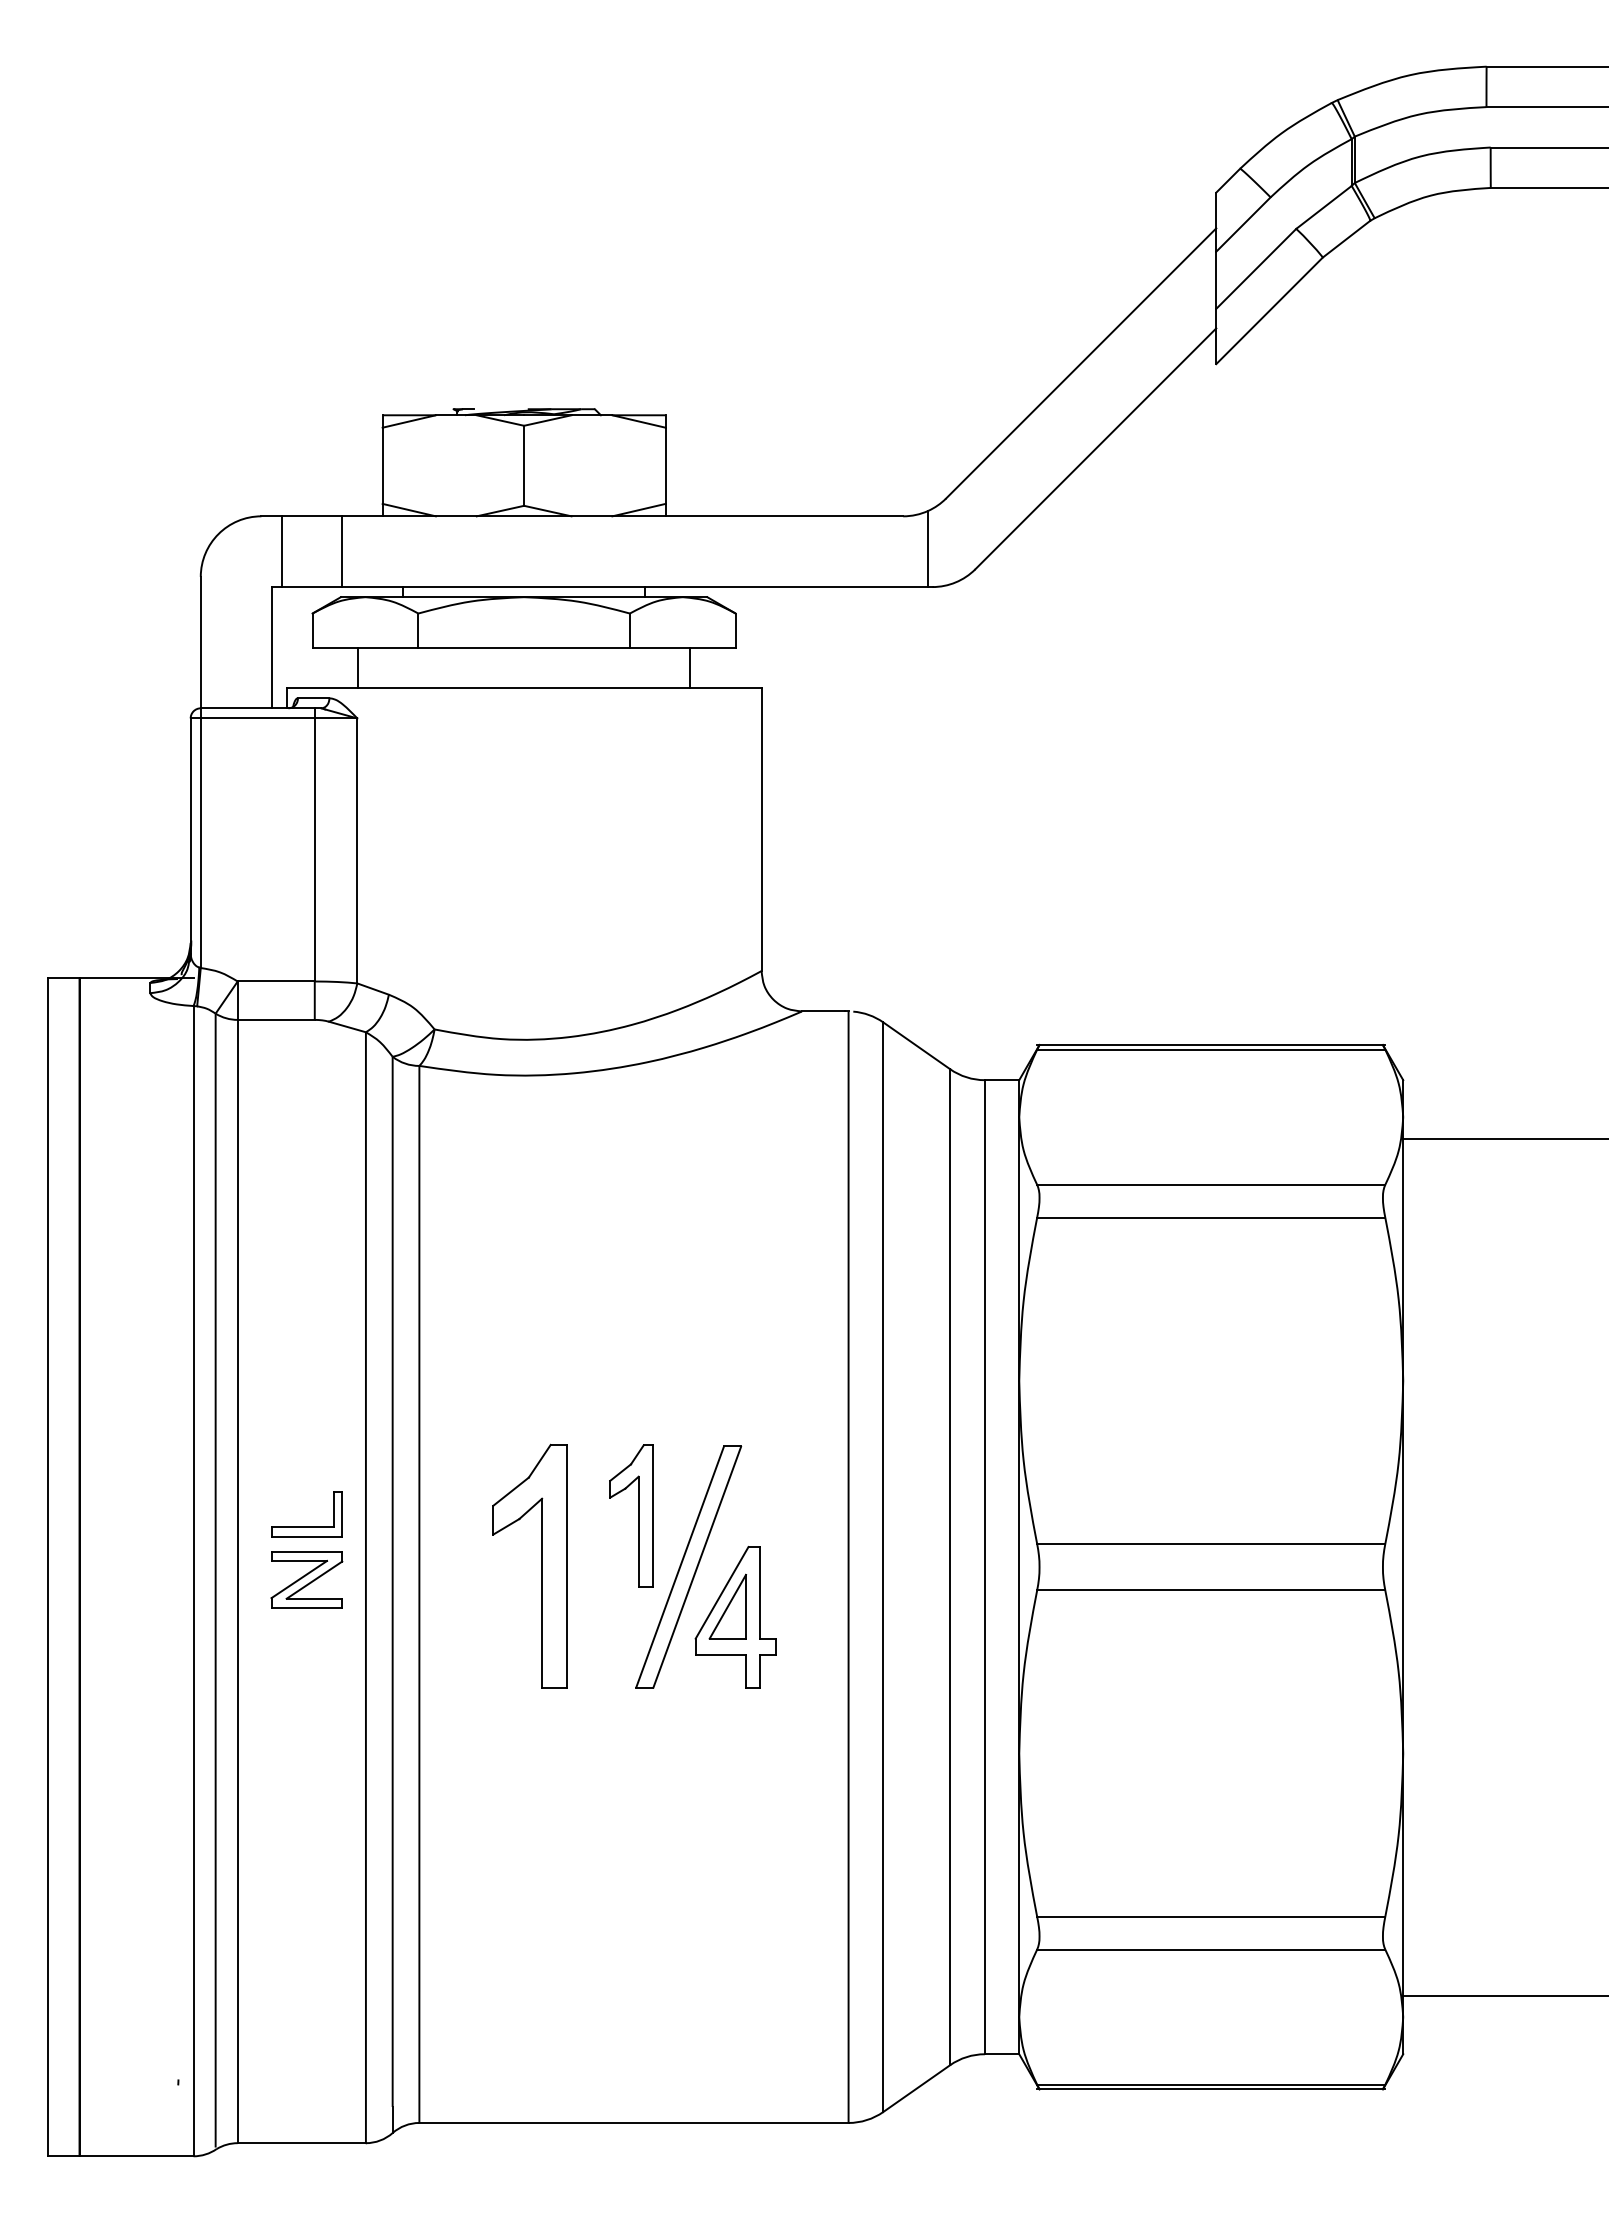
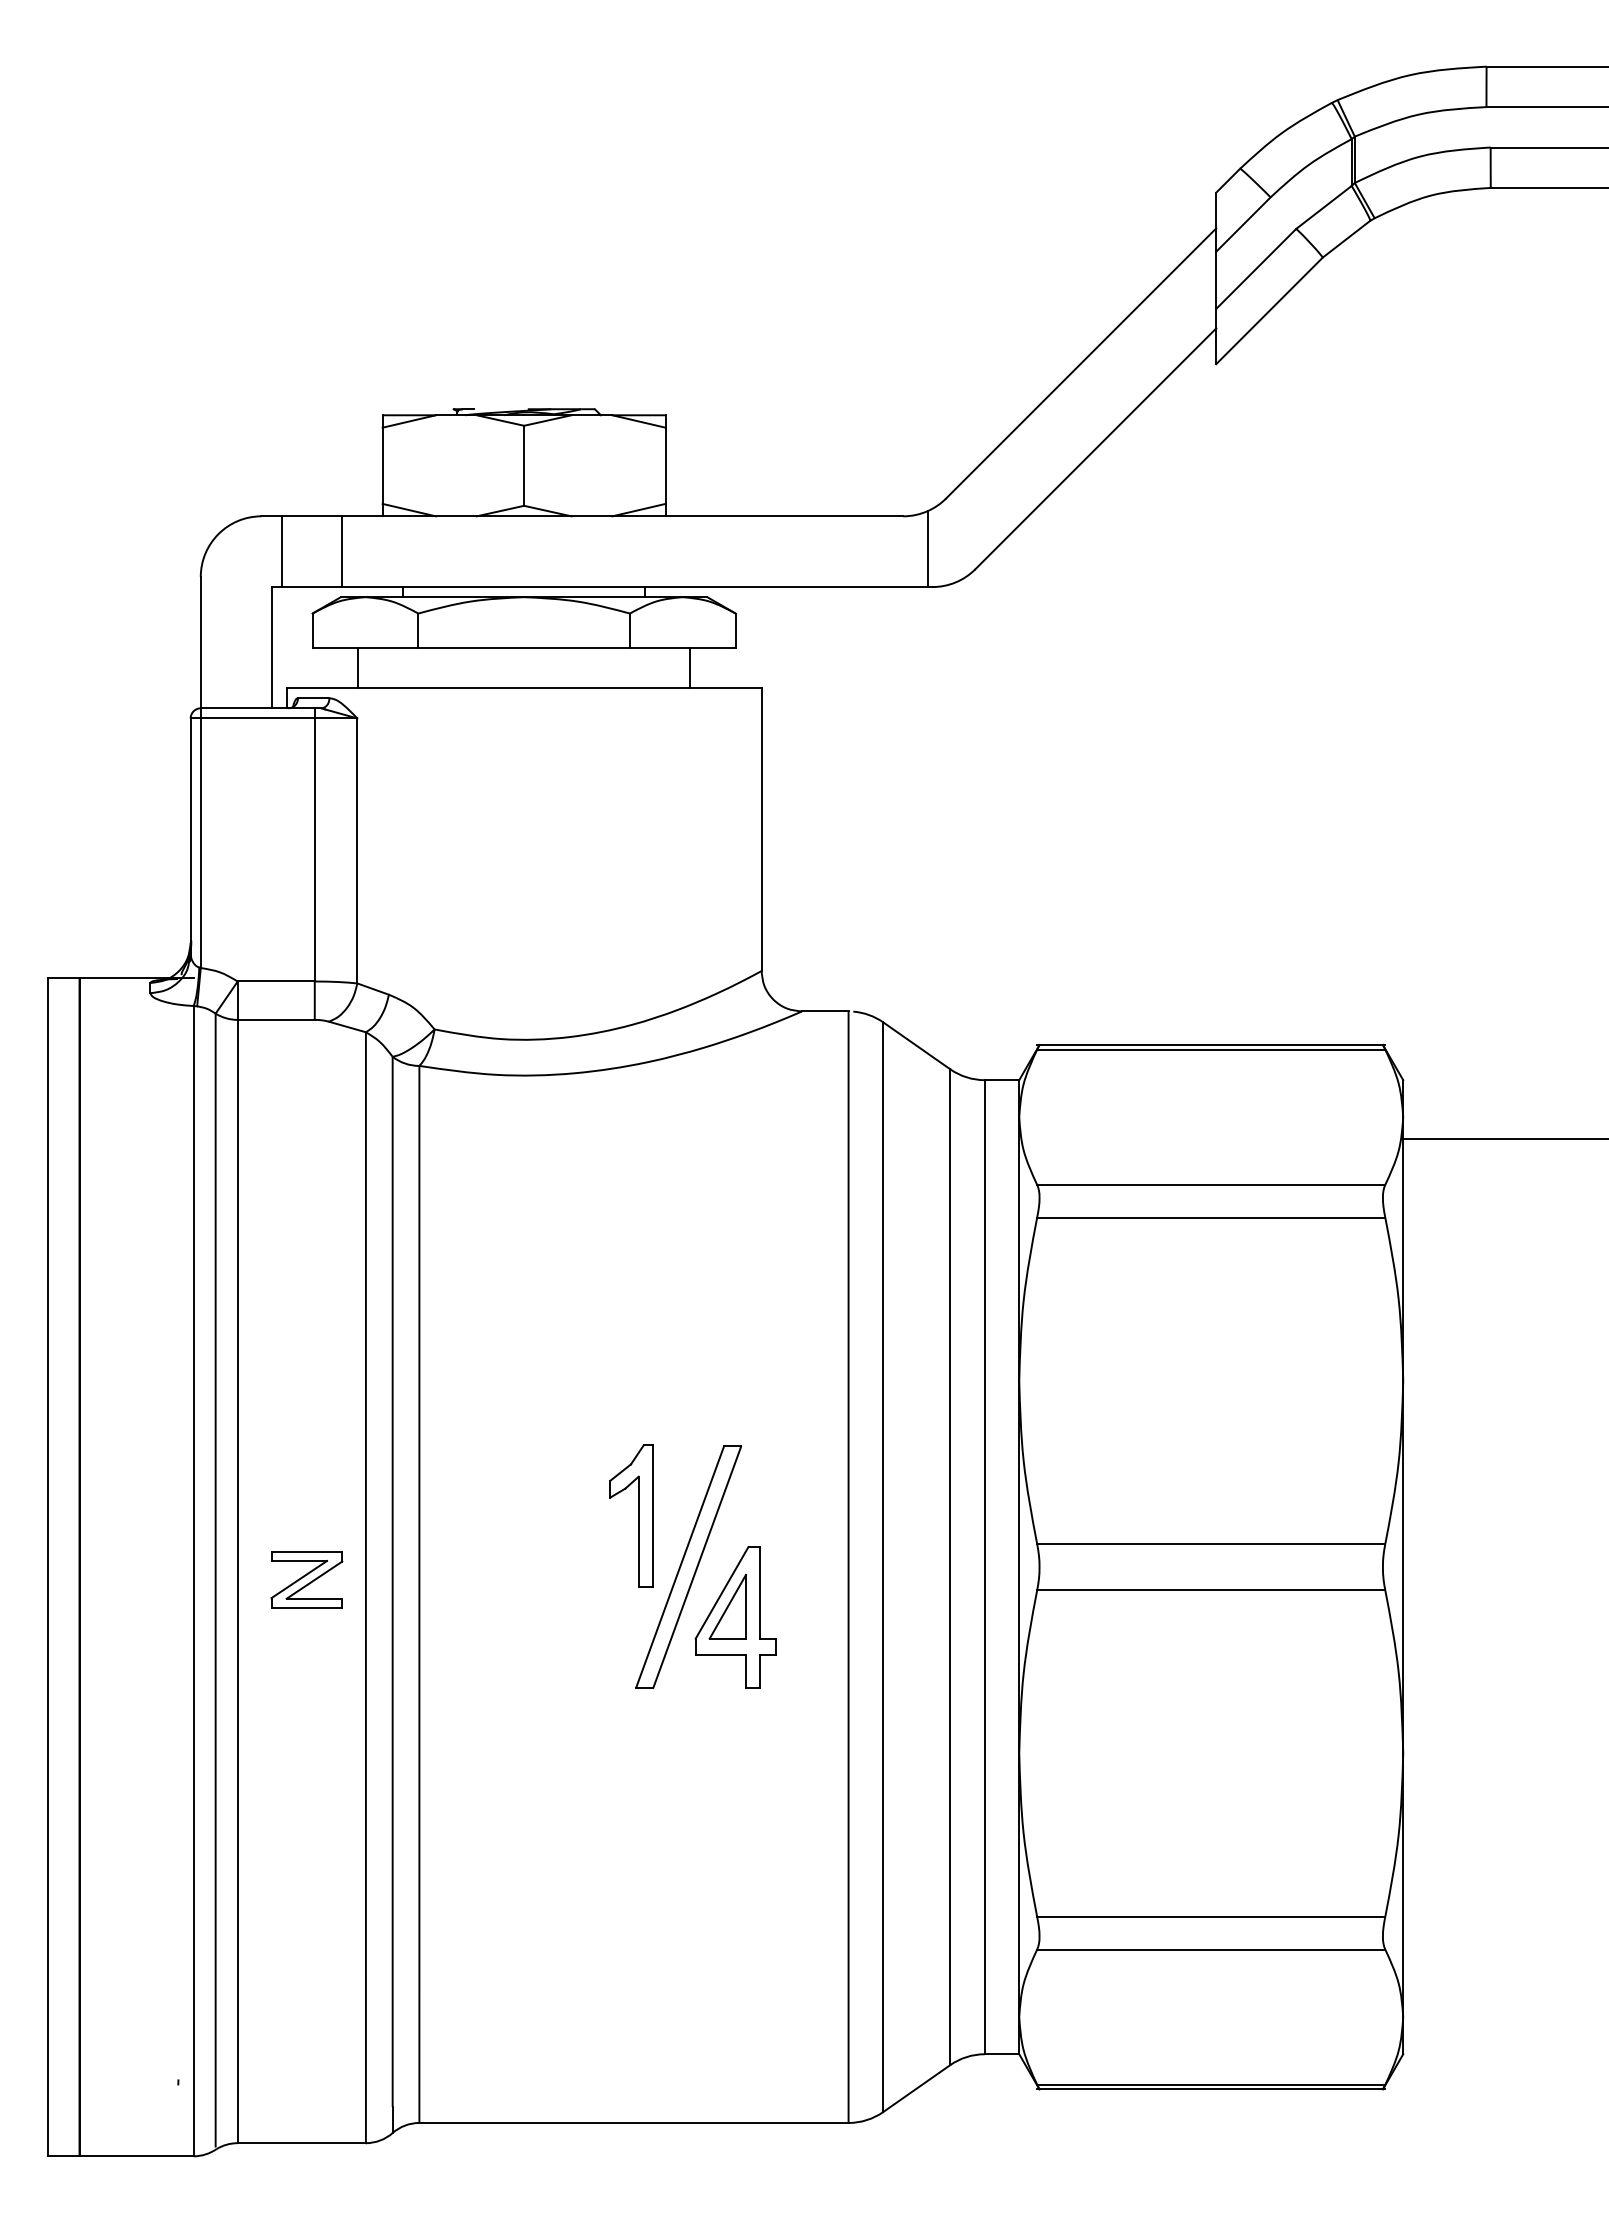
part: present -> none (306, 1526)
part: present -> none (541, 1565)
line: present -> none (1504, 1995)
